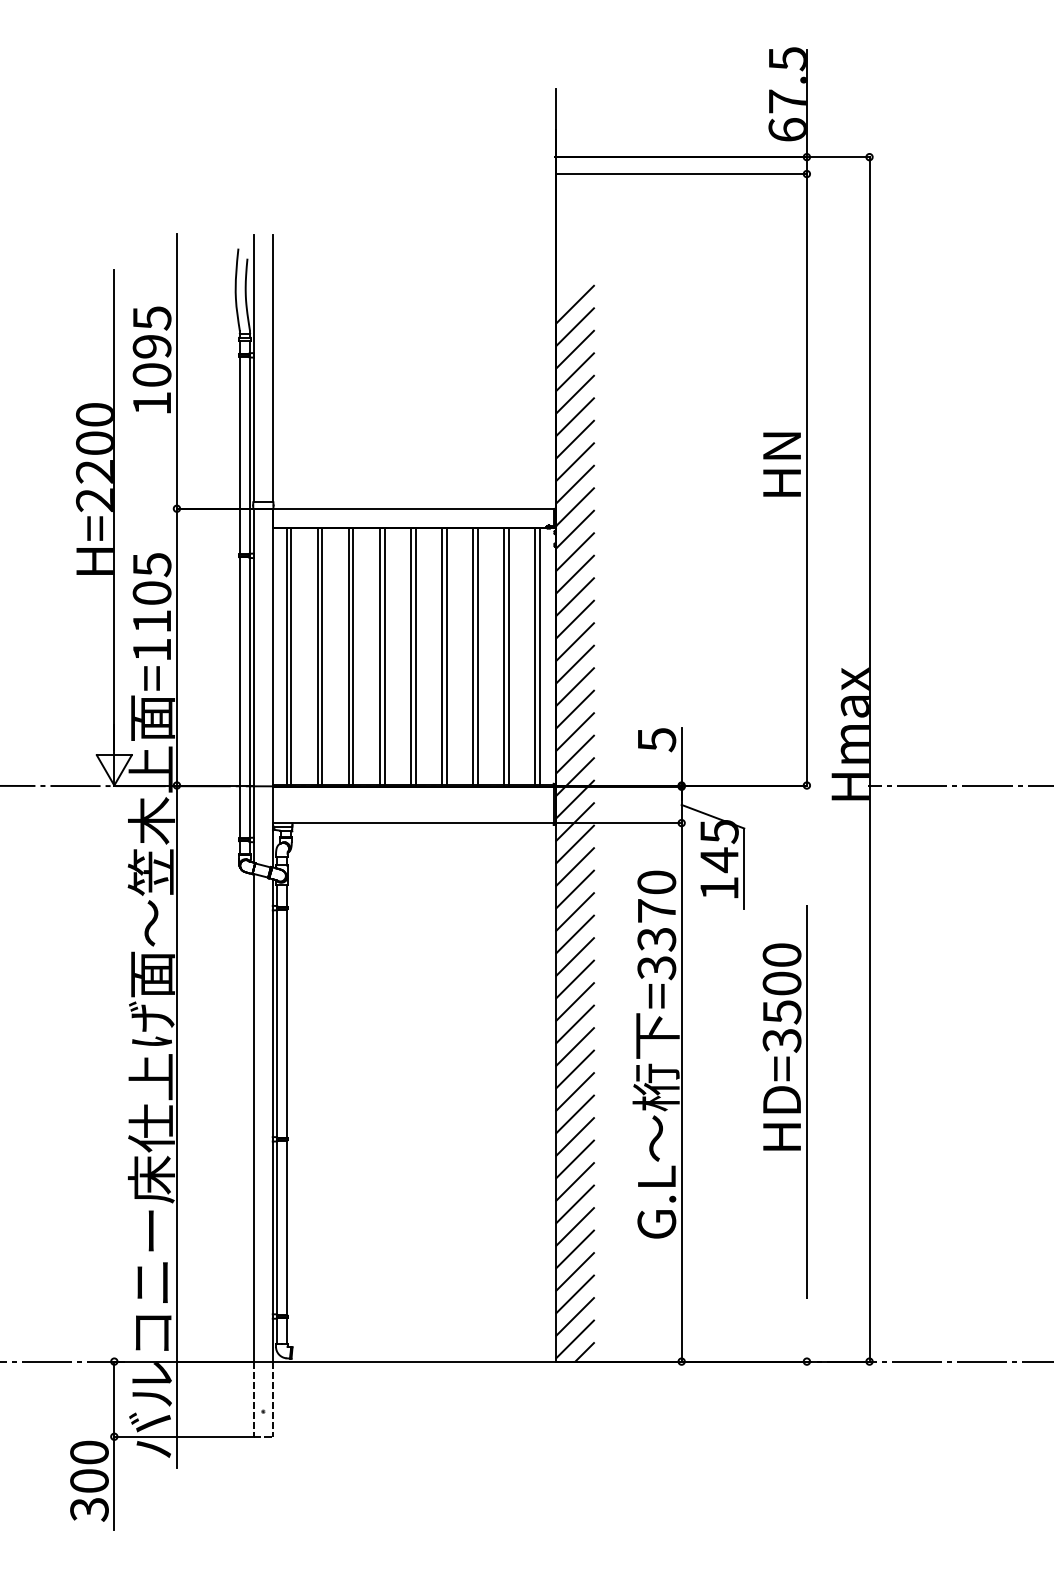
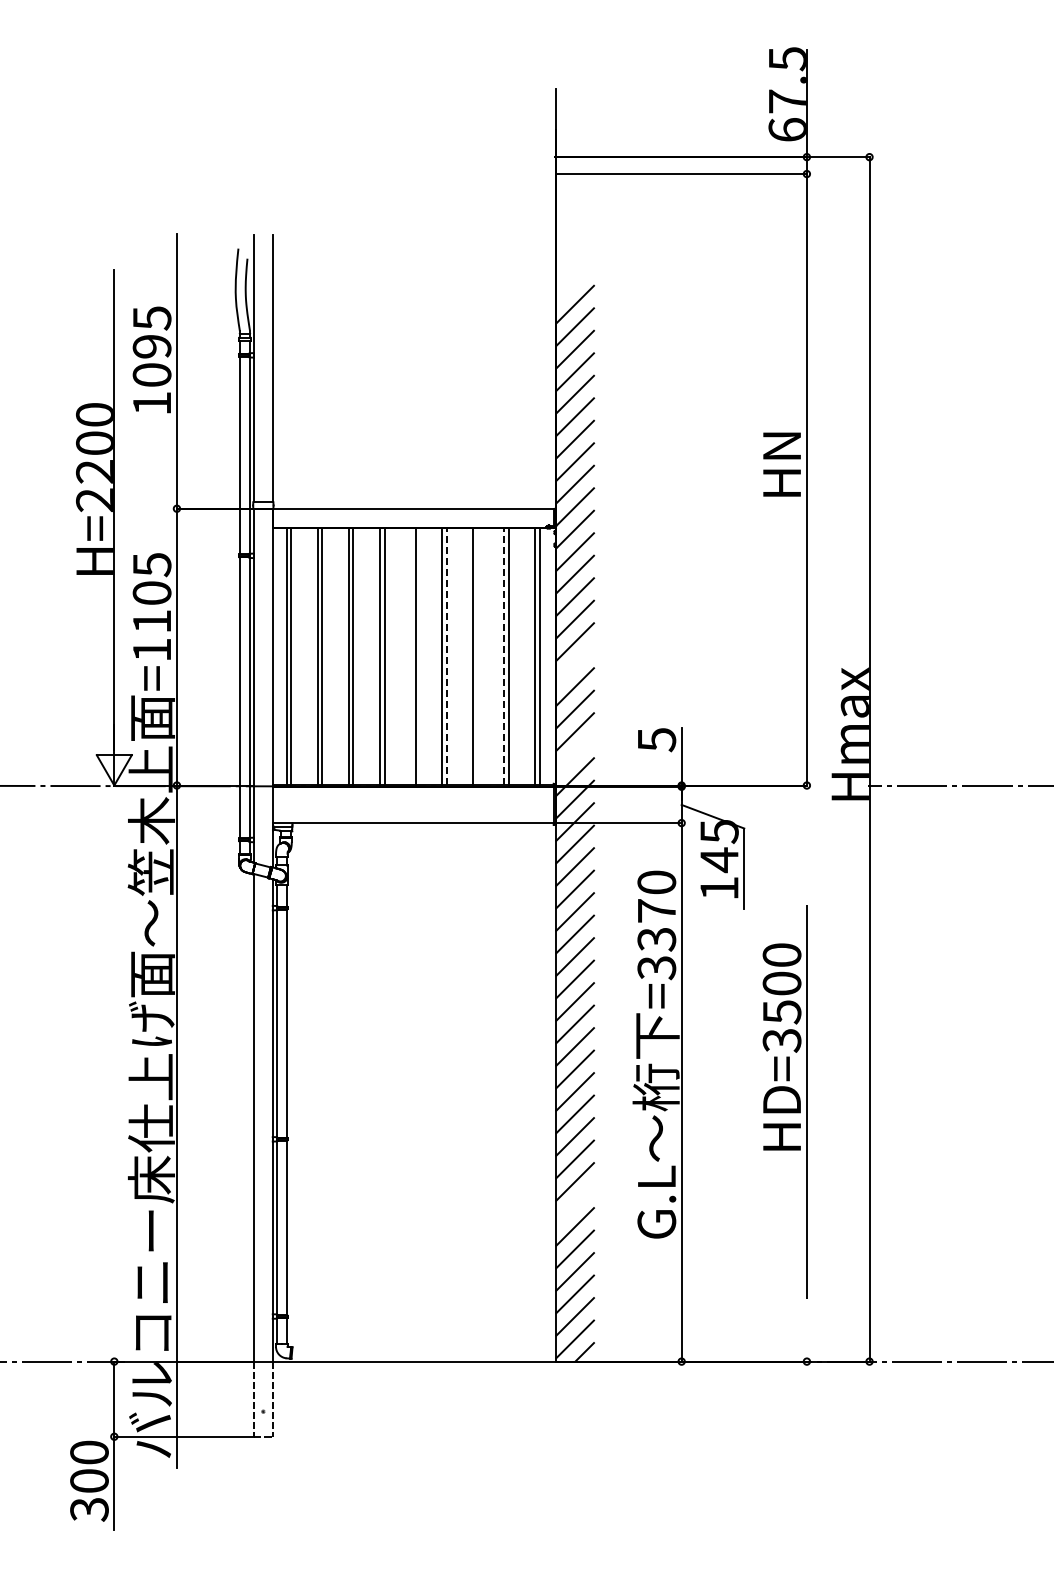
line: present -> none (411, 656)
line: solid -> dashed (446, 656)
line: present -> none (477, 656)
line: solid -> dashed (504, 656)
line: present -> none (574, 664)
line: present -> none (574, 754)
line: present -> none (574, 1204)
